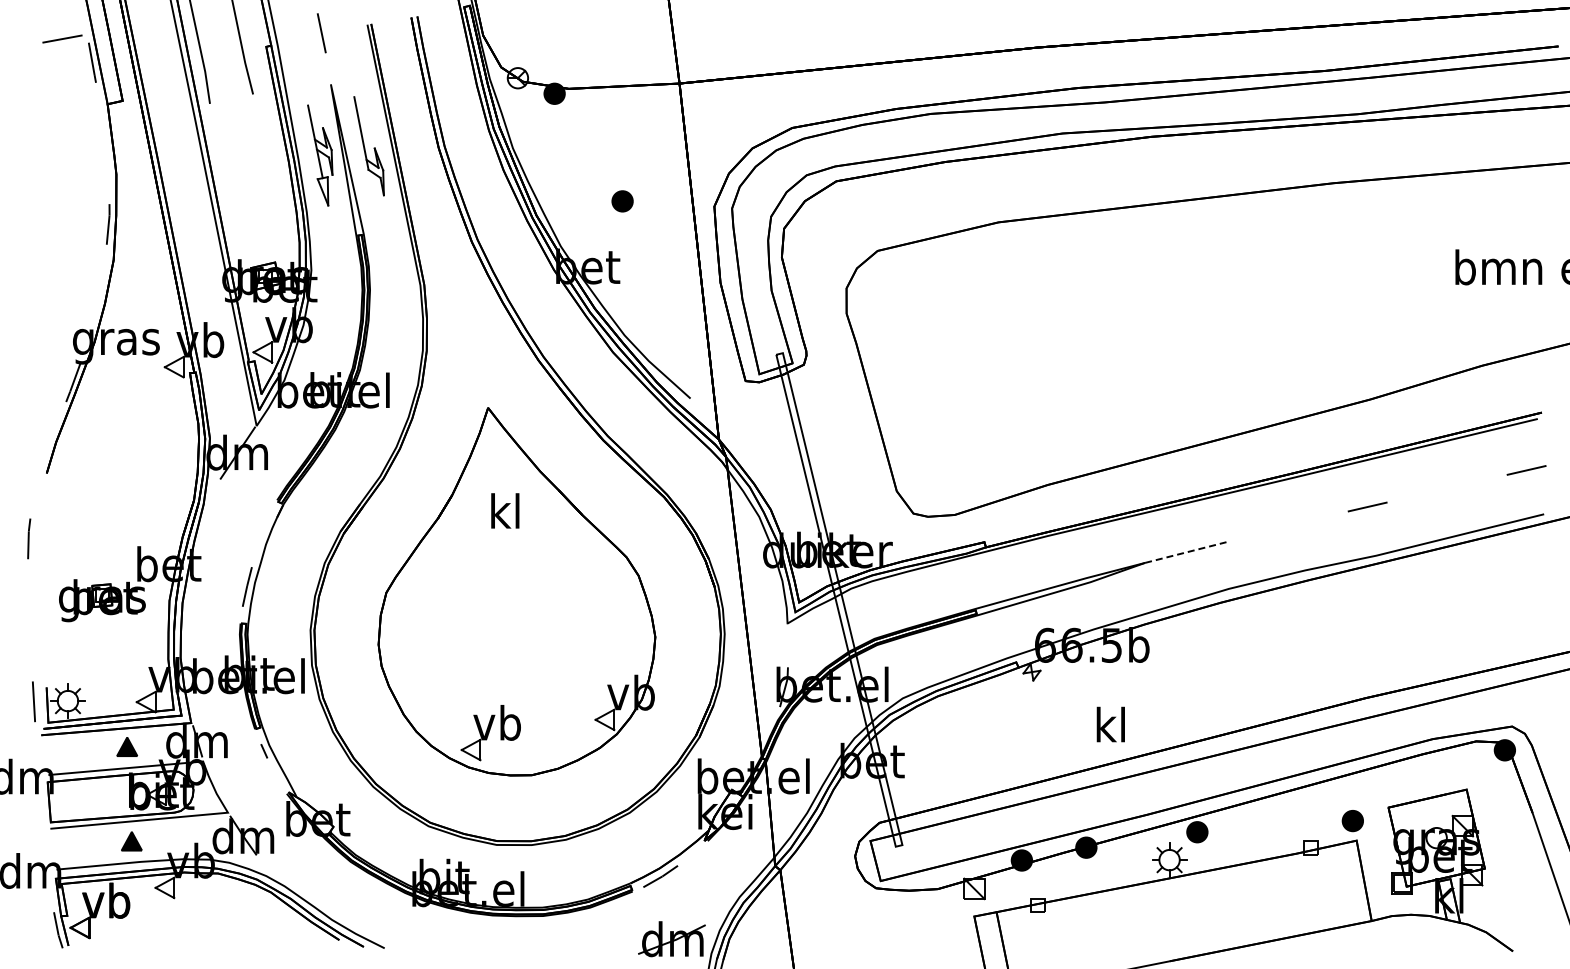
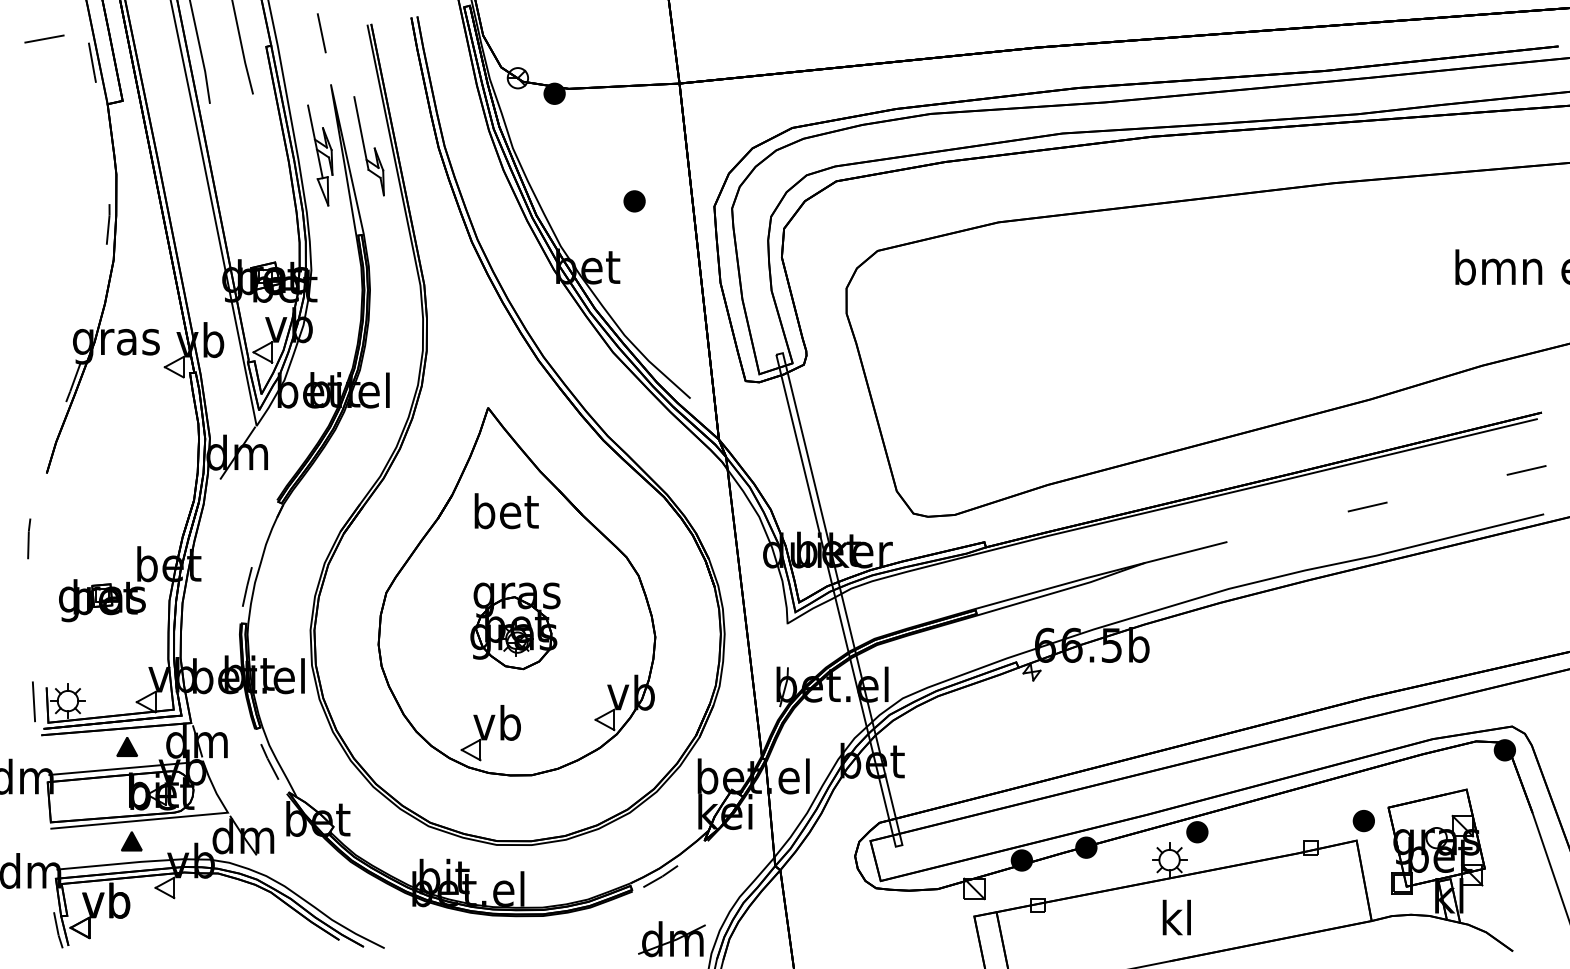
line position: (62, 38) -> (44, 38) (44, 38)
part position: (622, 201) -> (634, 201) (634, 201)
text: kl -> bet (506, 511)
line: dashed -> solid (1185, 552)
part: none -> present (515, 626)
text position: (1110, 724) -> (1176, 917) (1176, 917)
line: none -> present (272, 768)
part position: (1352, 821) -> (1363, 821) (1363, 821)
